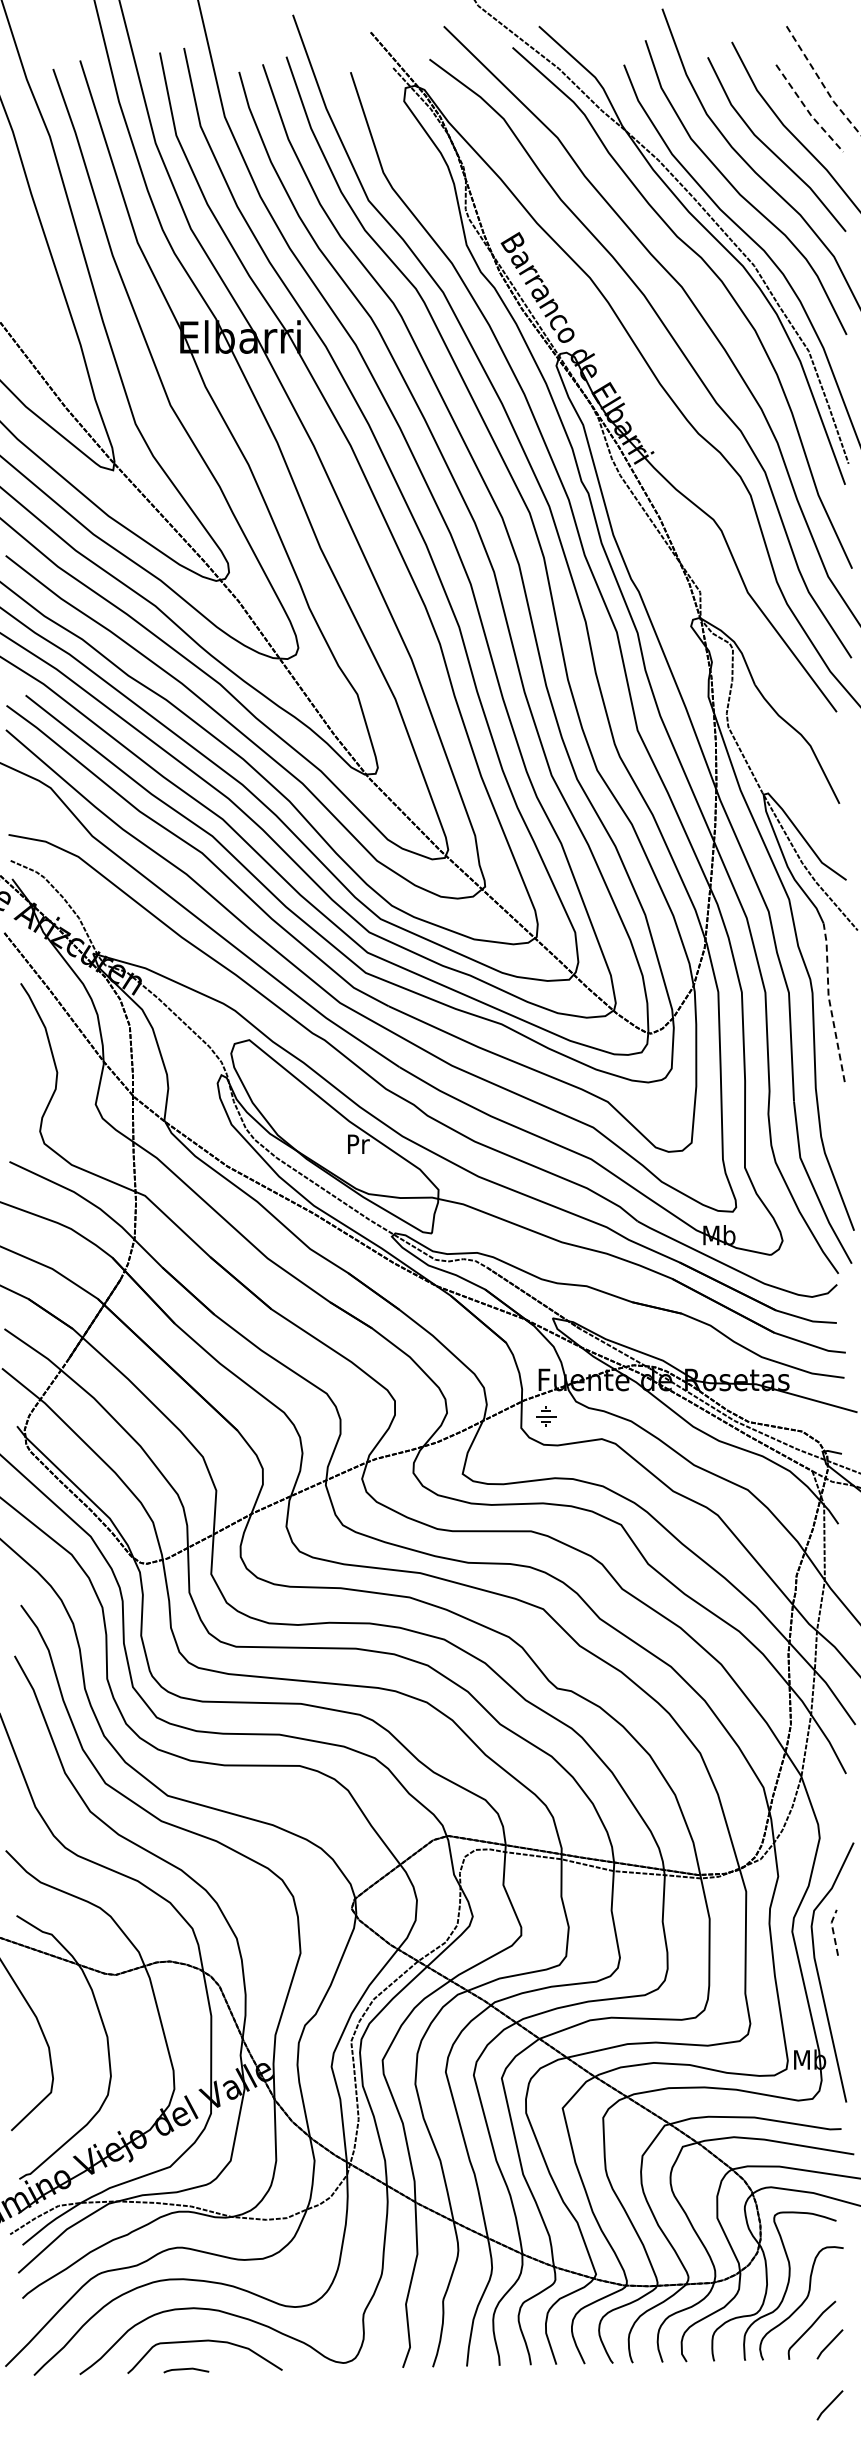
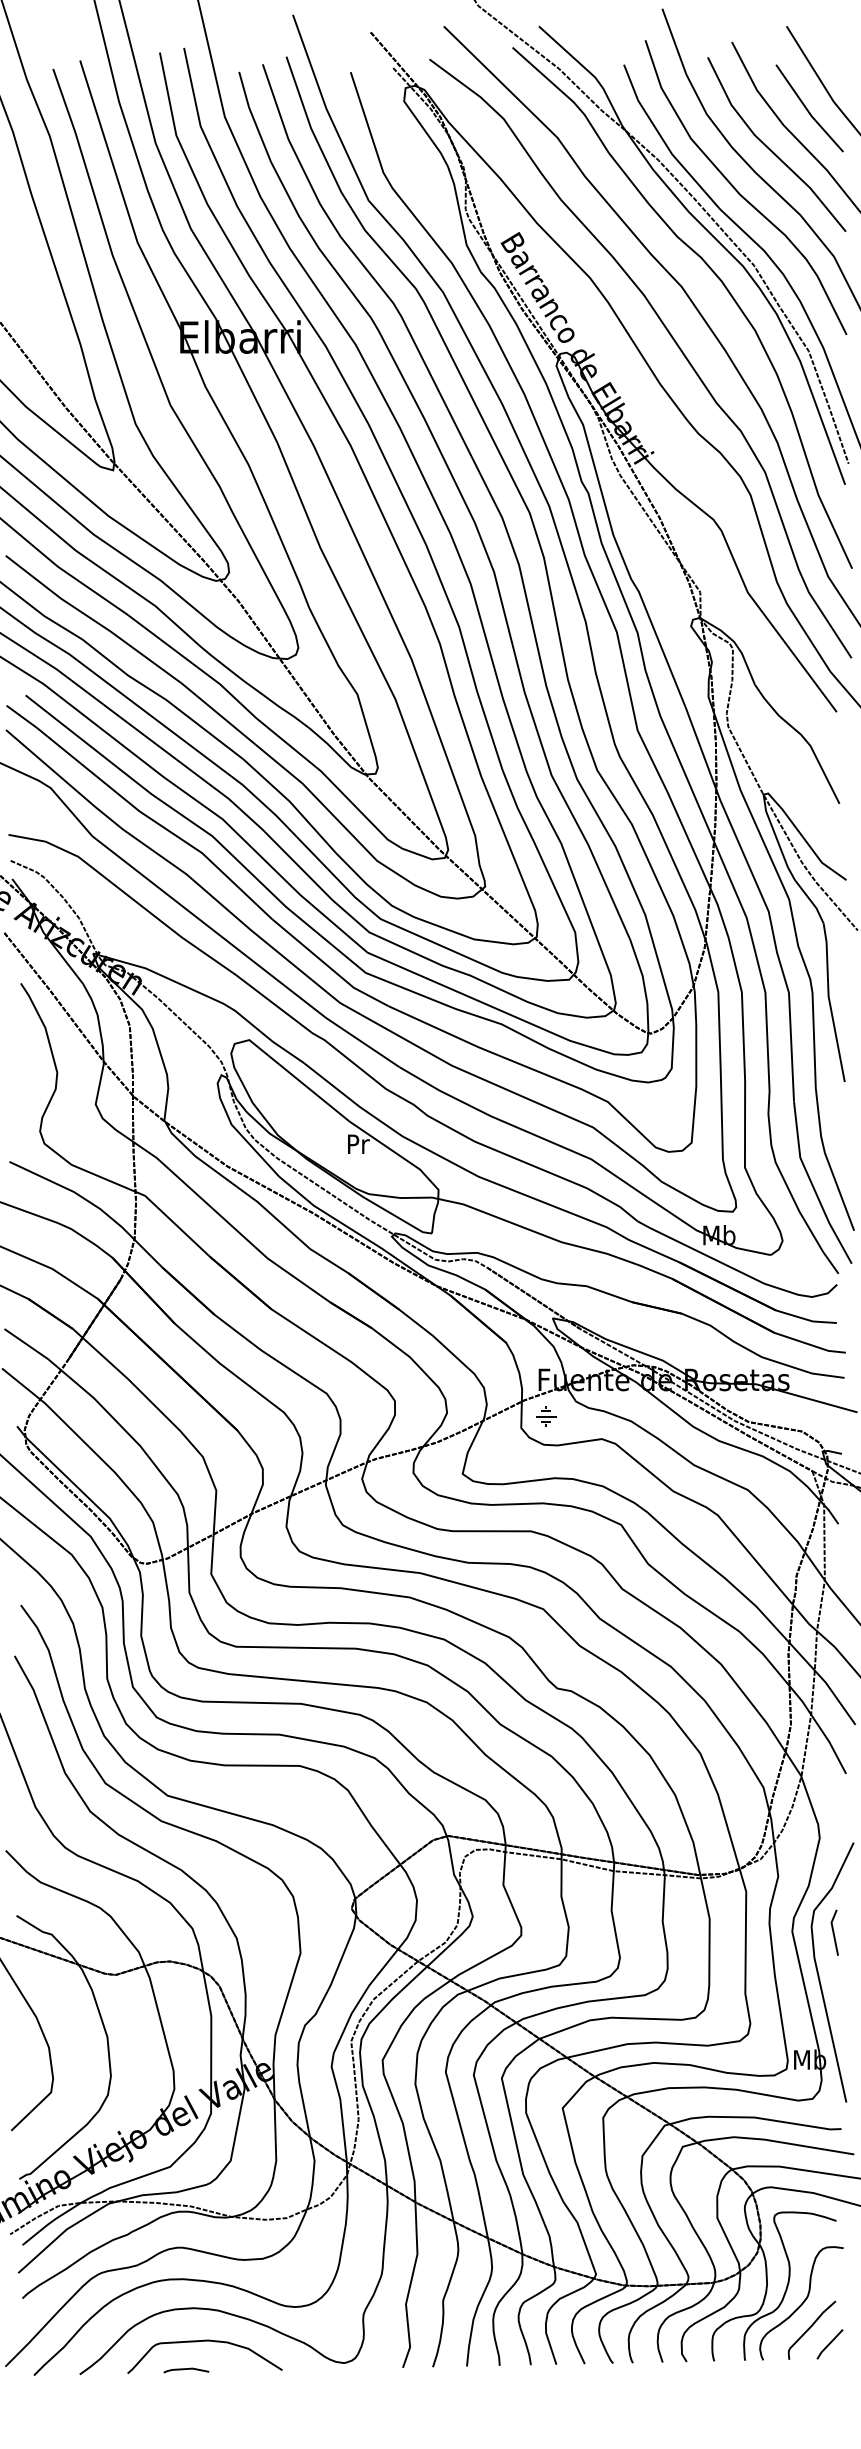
line: dashed -> solid (821, 82)
line: dashed -> solid (807, 110)
line: dashed -> solid (829, 1002)
line: dashed -> solid (833, 1931)
line: present -> none (829, 2405)
